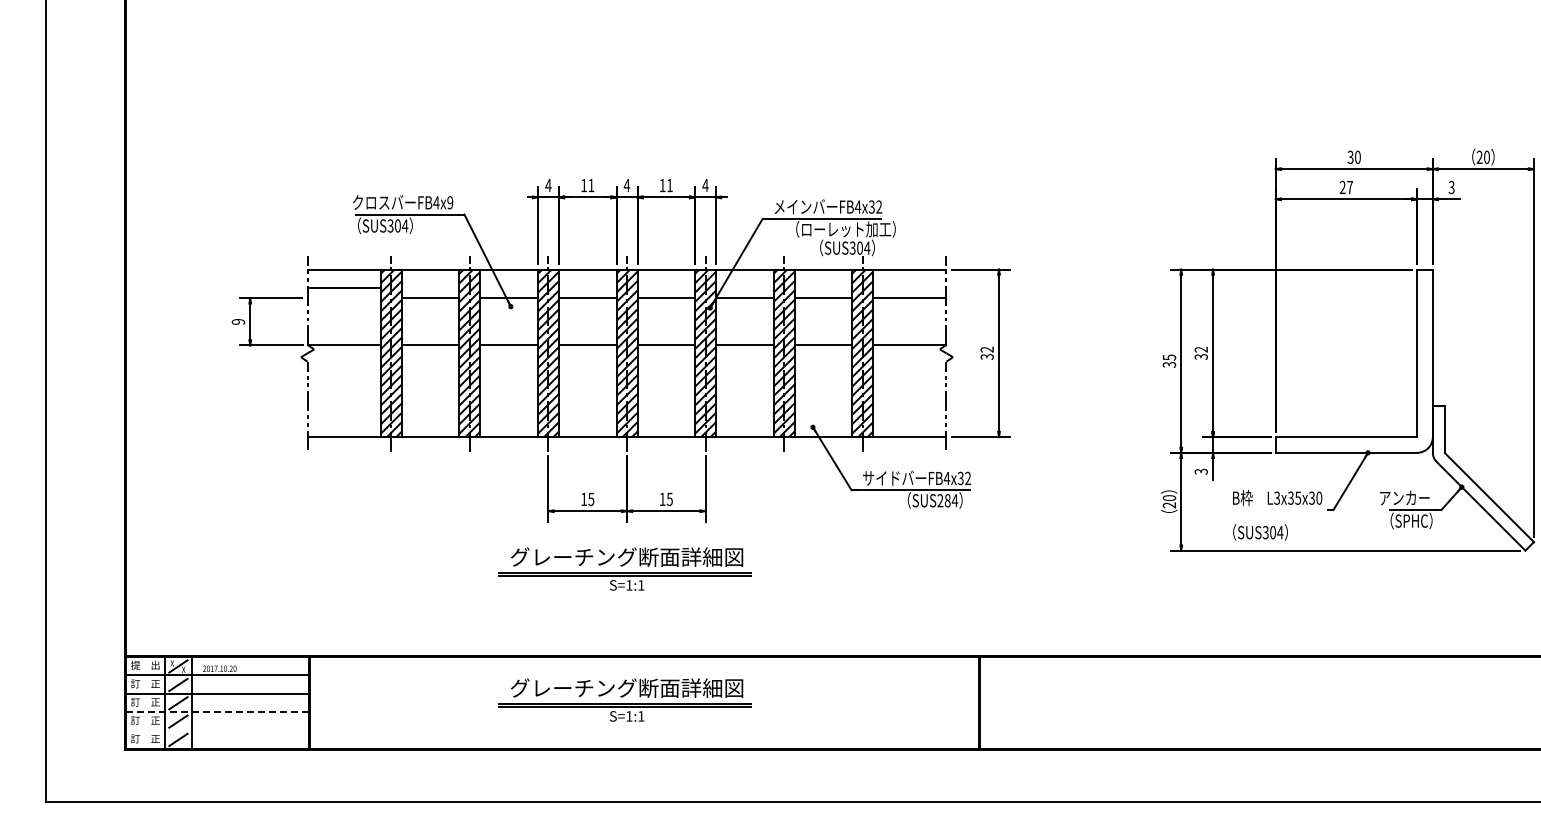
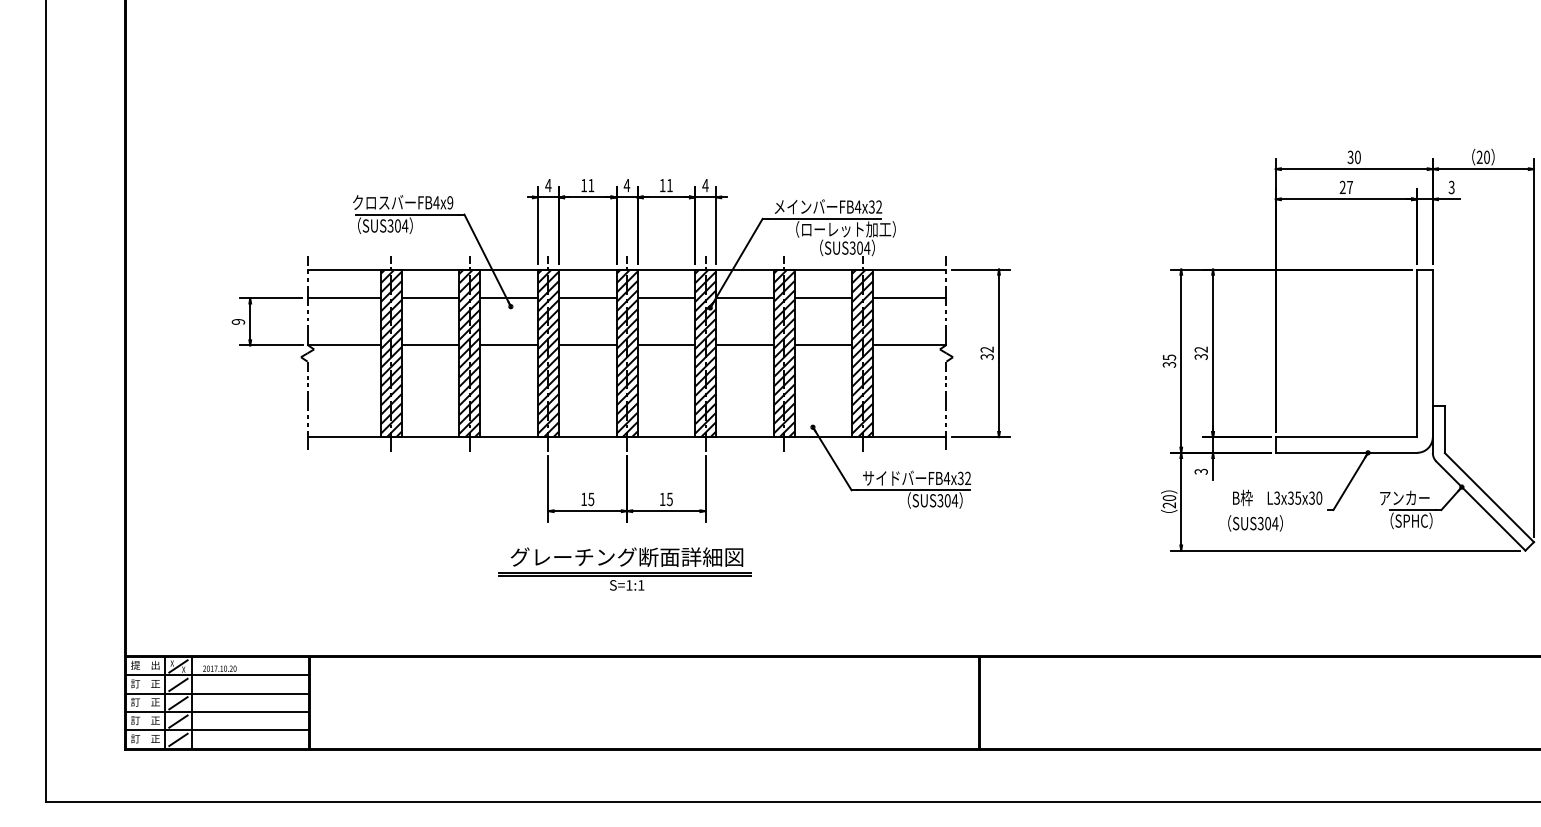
line position: (343, 288) -> (343, 298) (343, 298)
text: SUS284 -> SUS304 (943, 500)
text position: (1260, 532) -> (1255, 523) (1255, 523)
part: present -> none (624, 699)
line: dashed -> solid (217, 711)
line: none -> present (217, 730)
